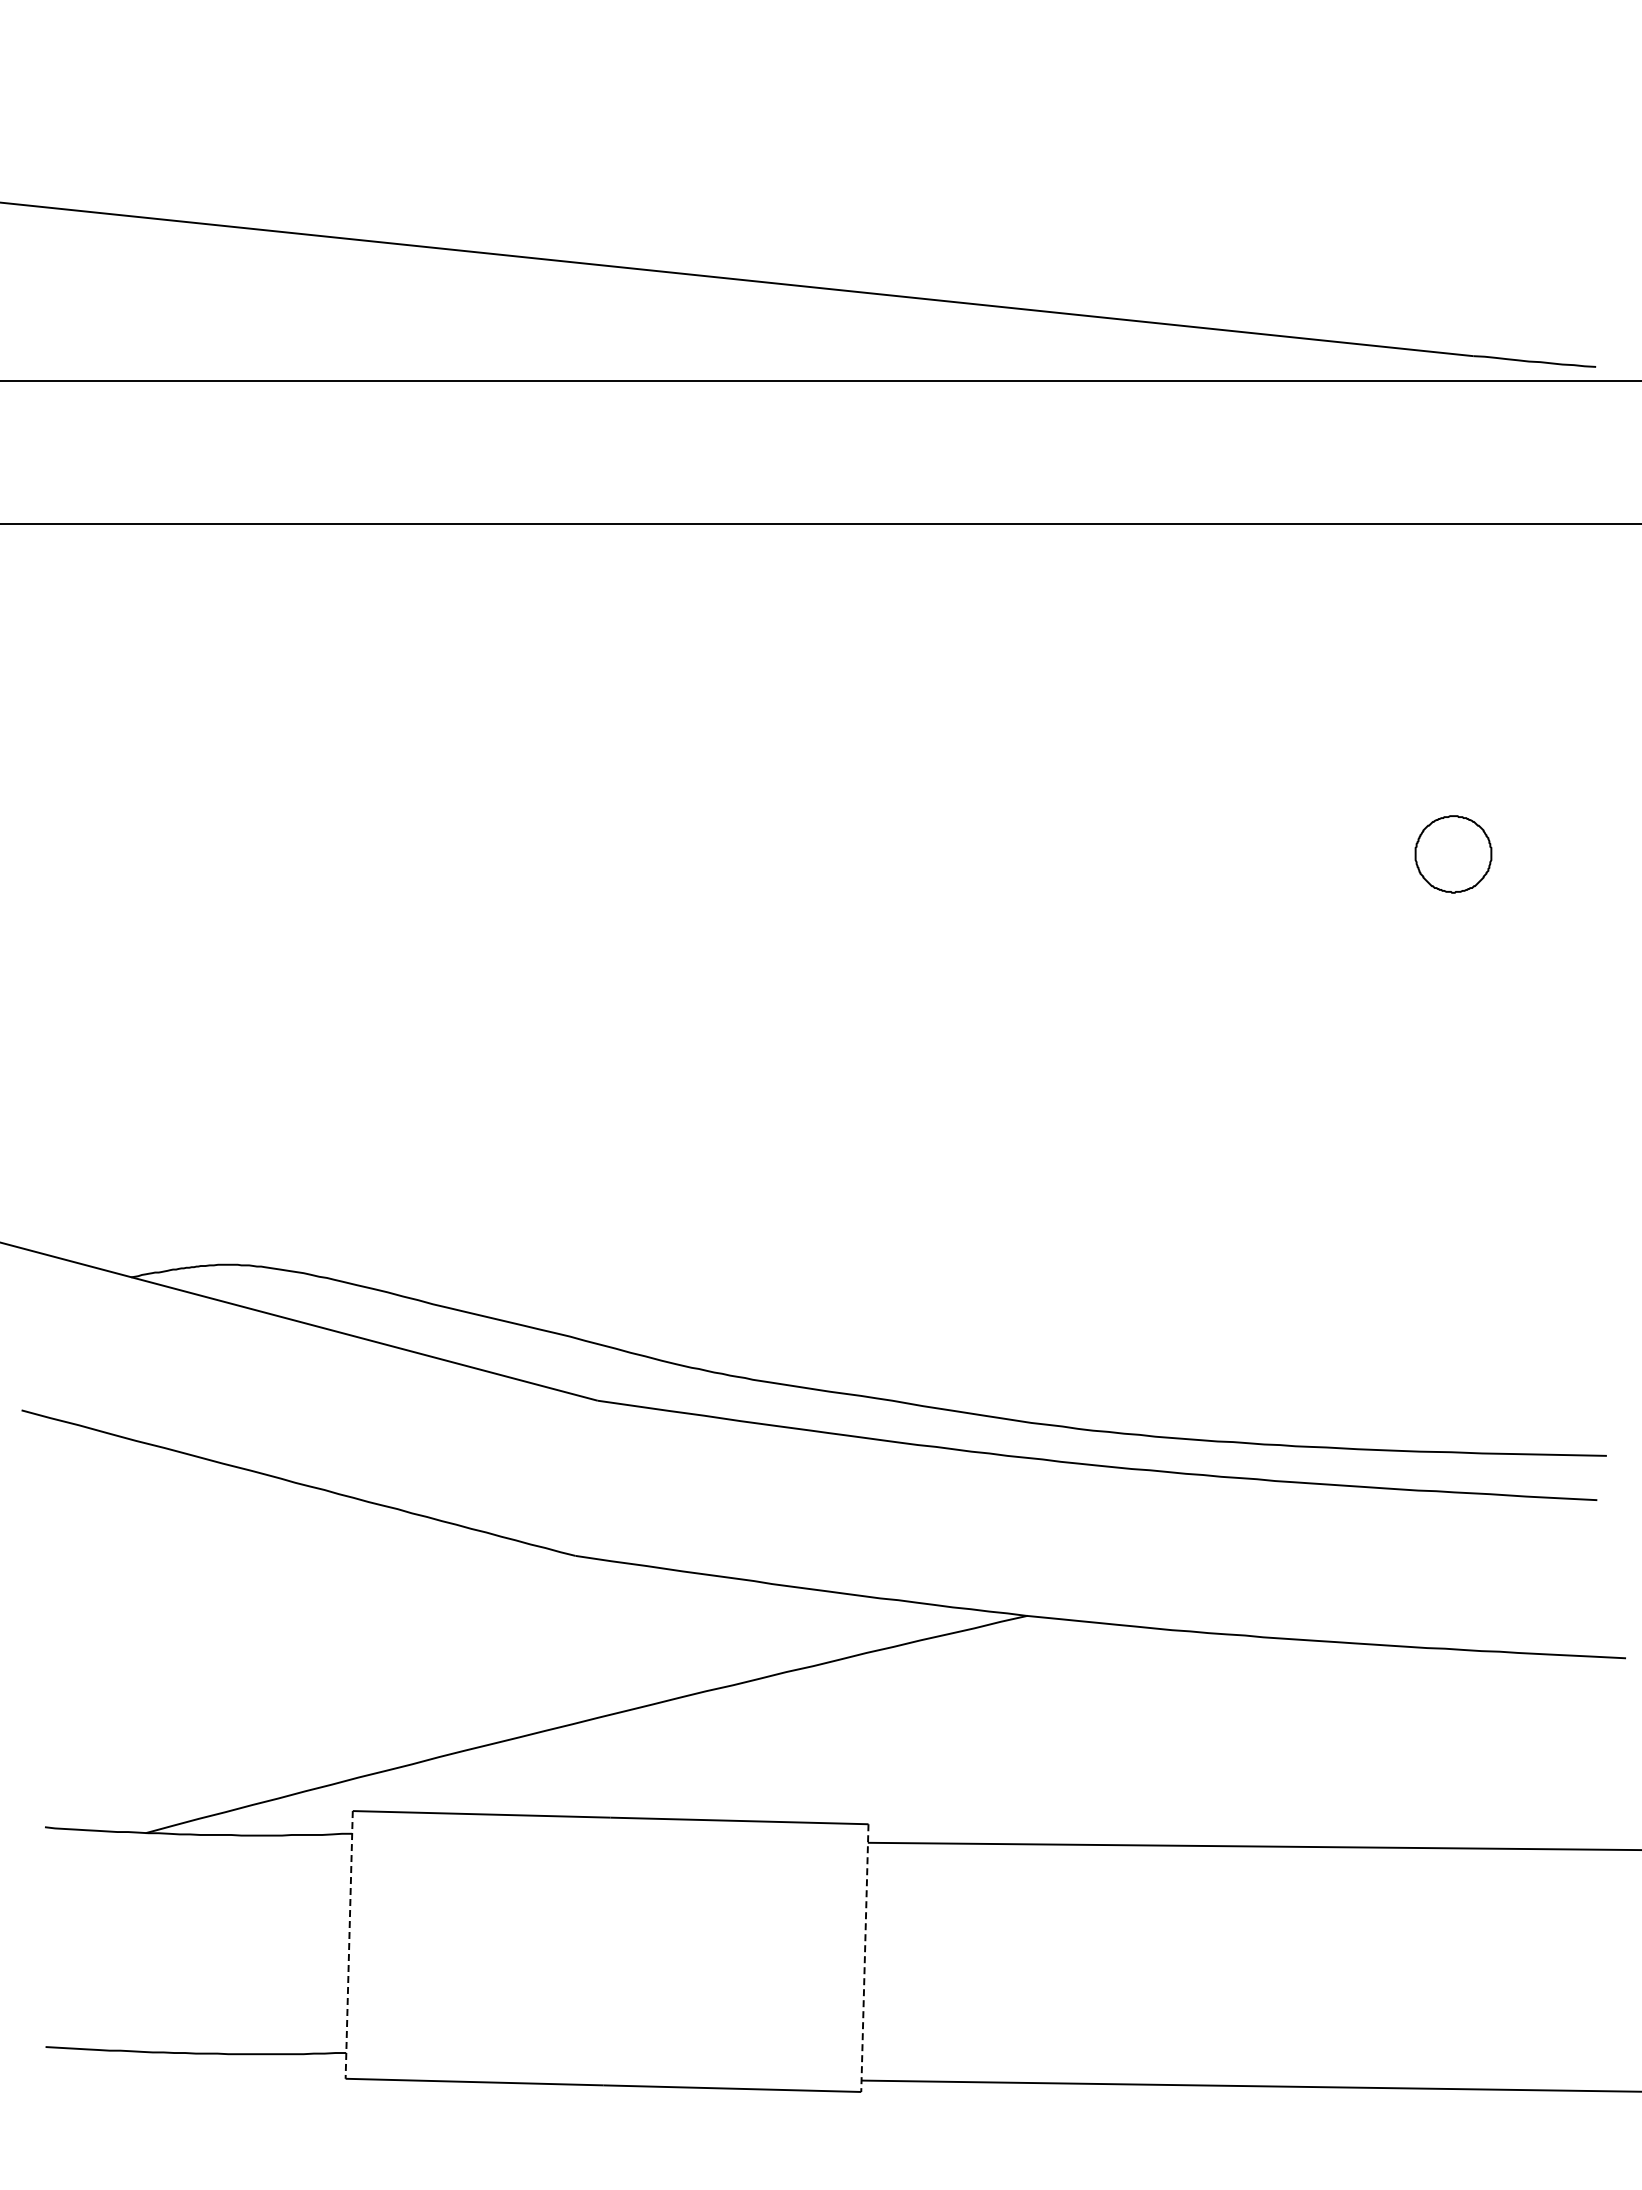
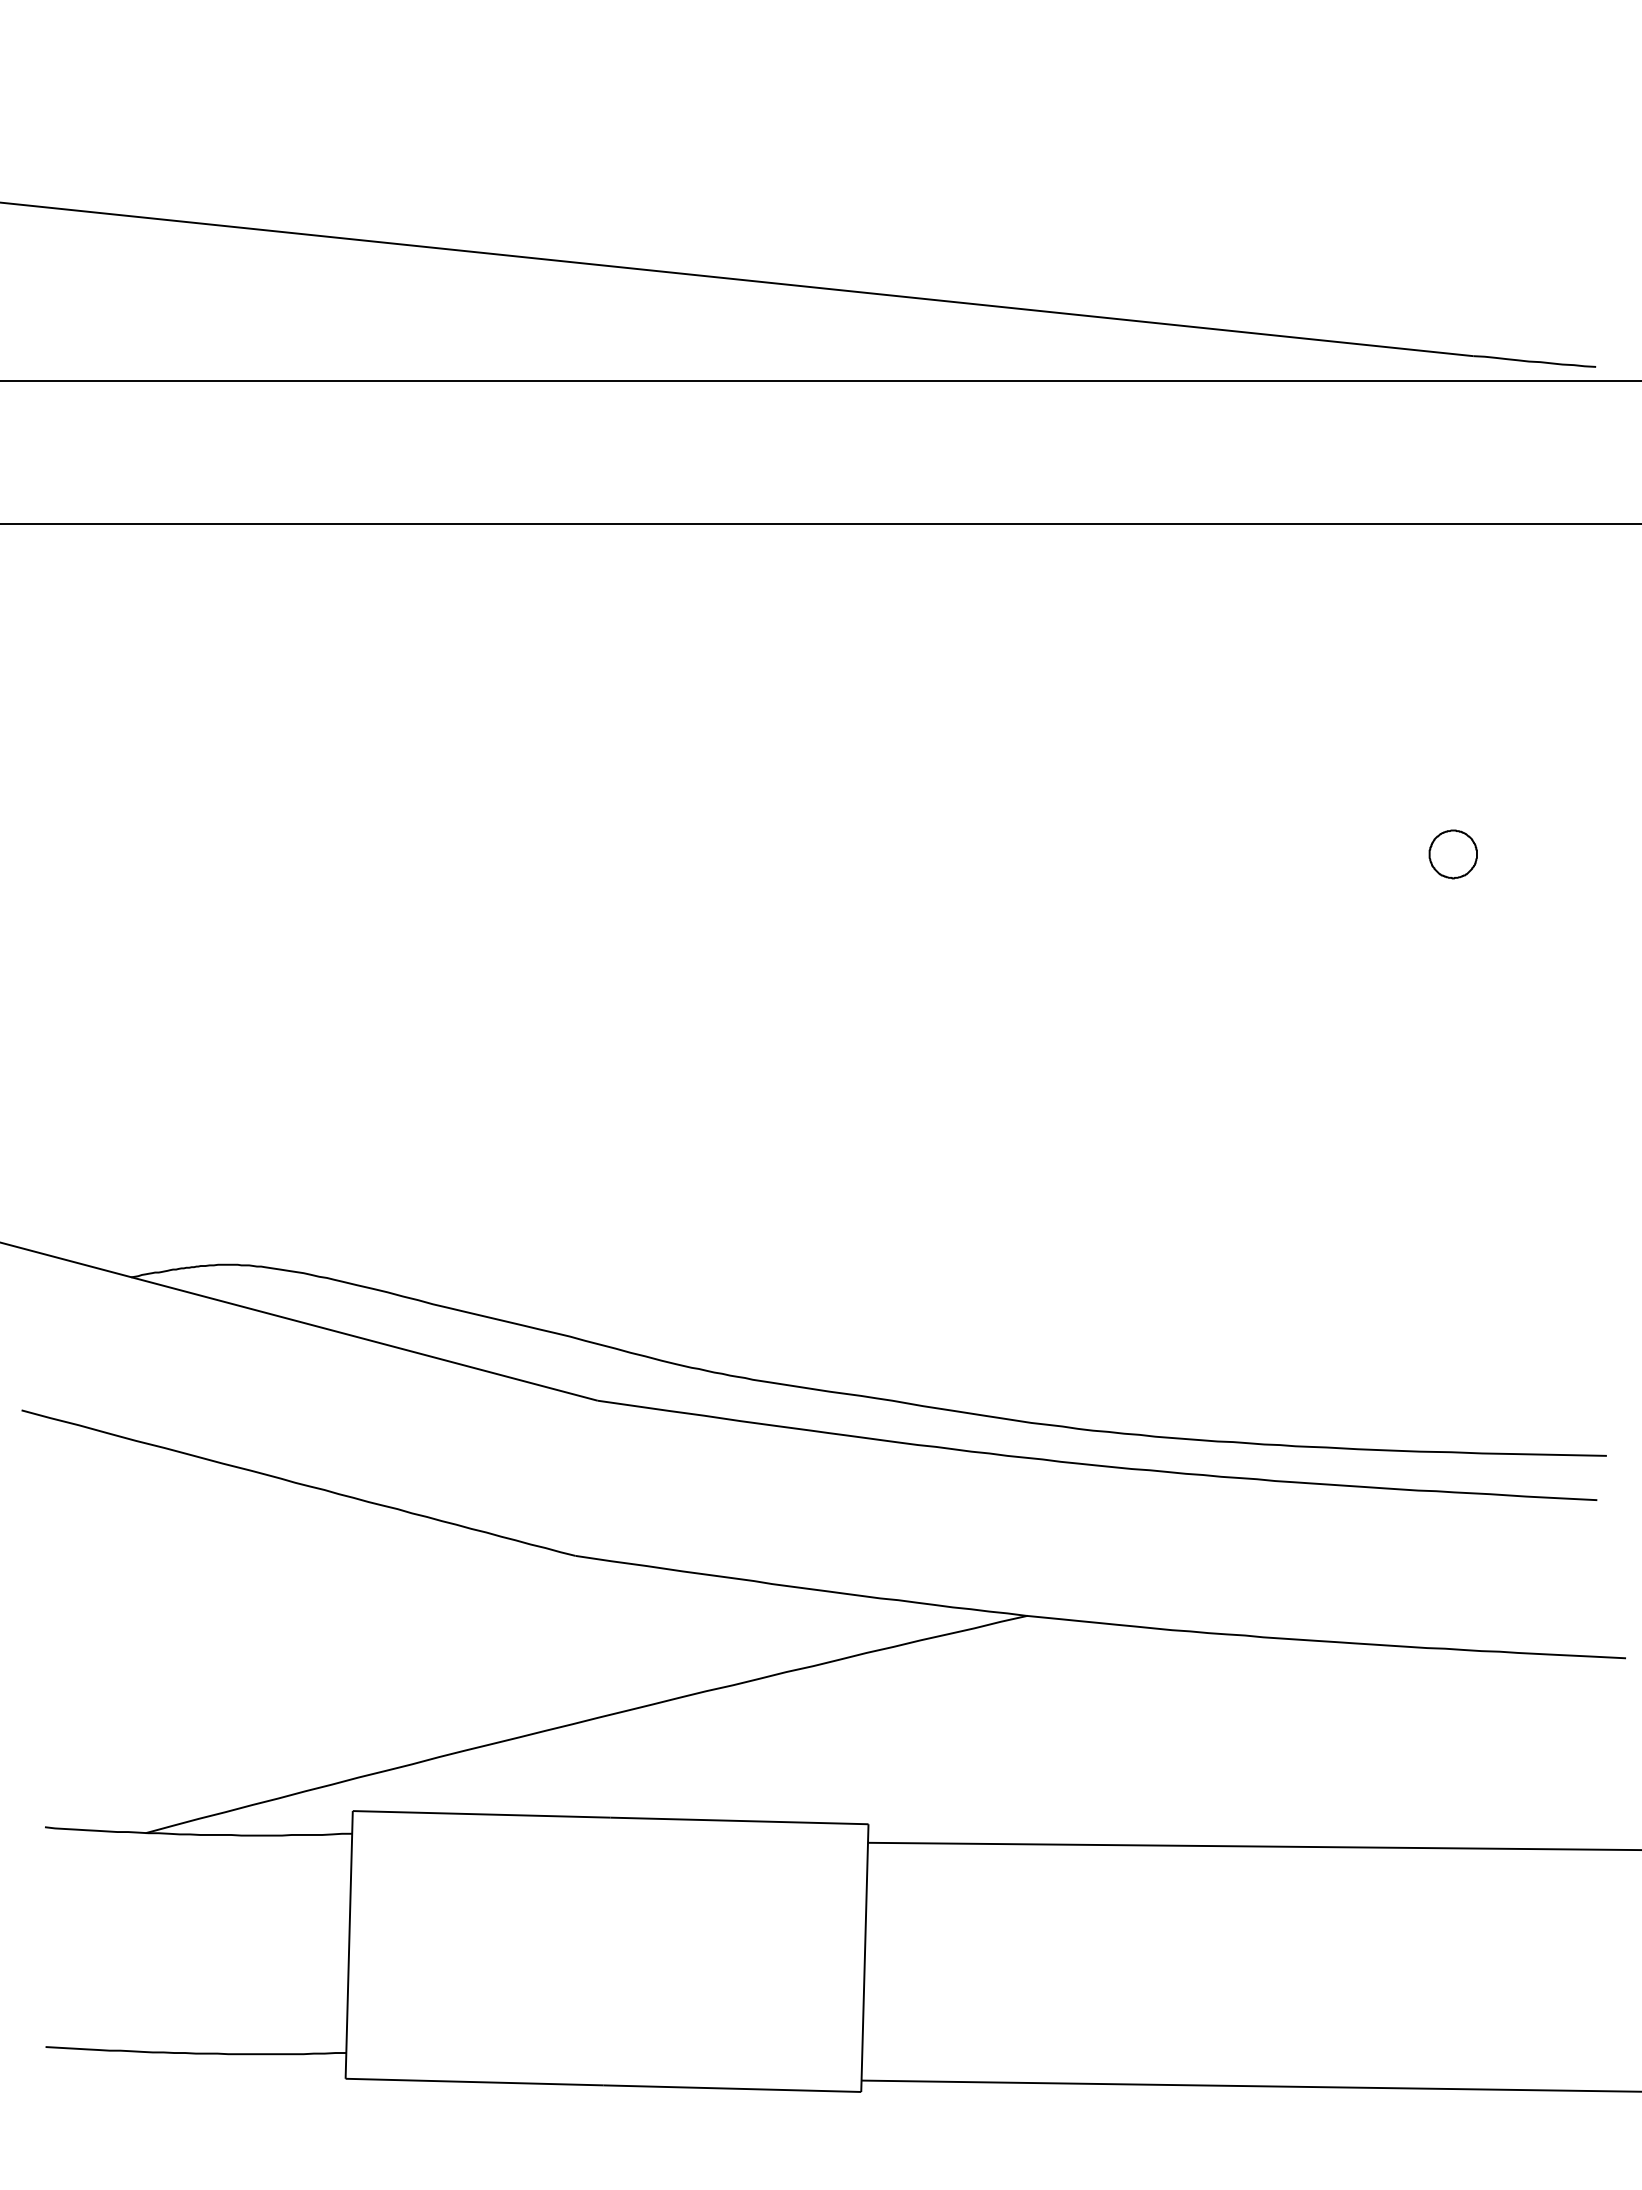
part size: 79x79 px -> 50x51 px (1452, 854)
line: dashed -> solid (349, 1944)
line: dashed -> solid (864, 1958)
